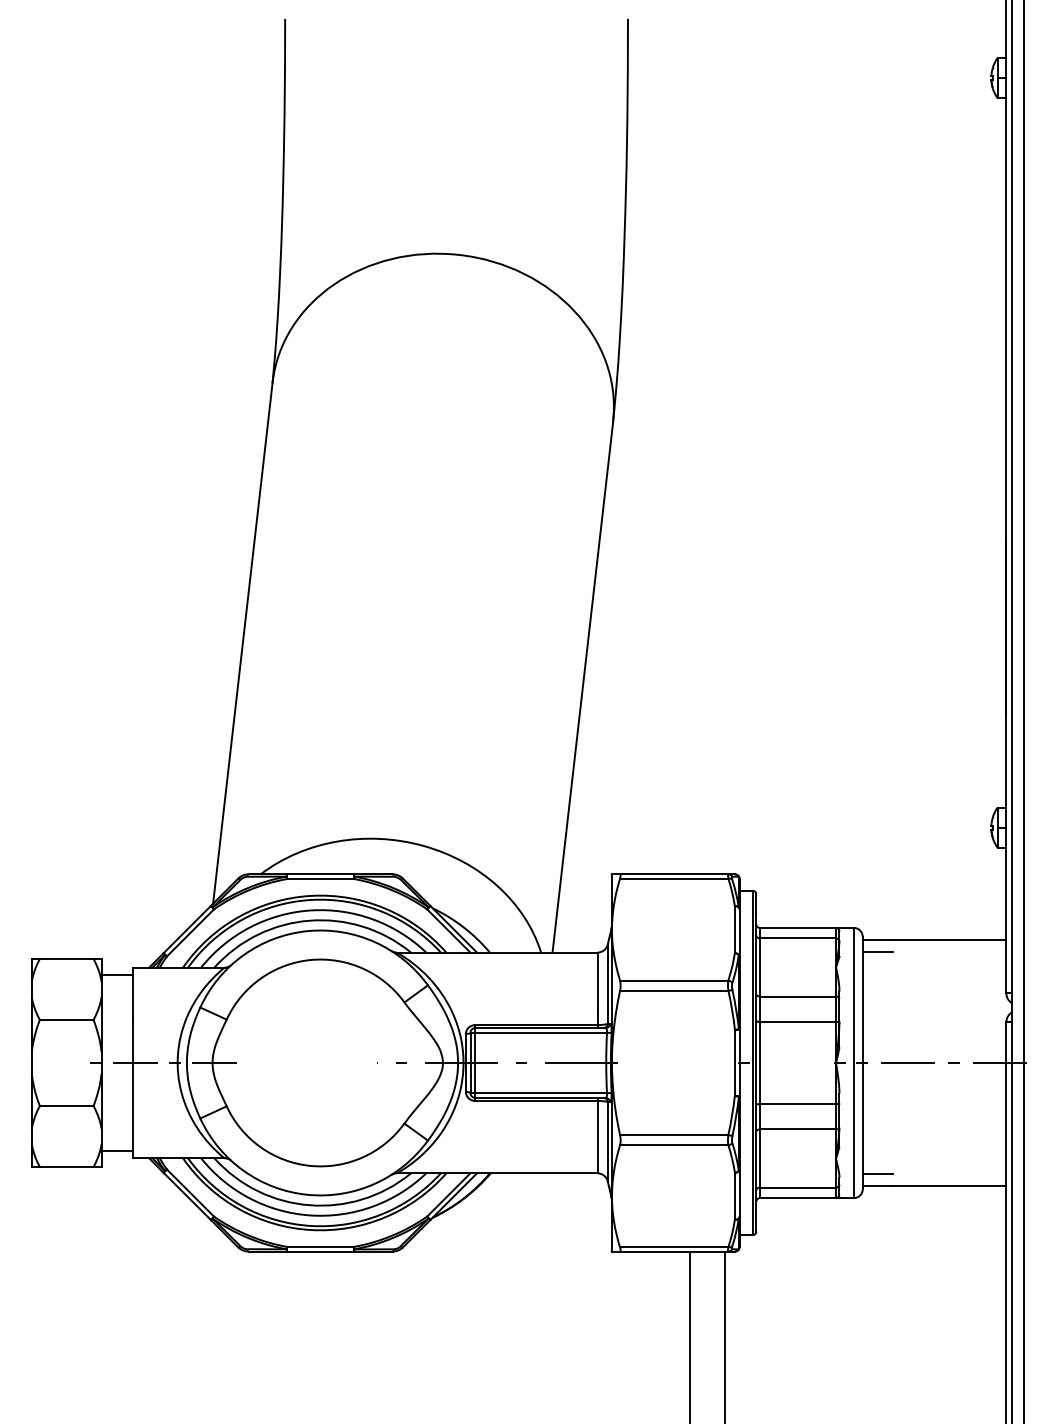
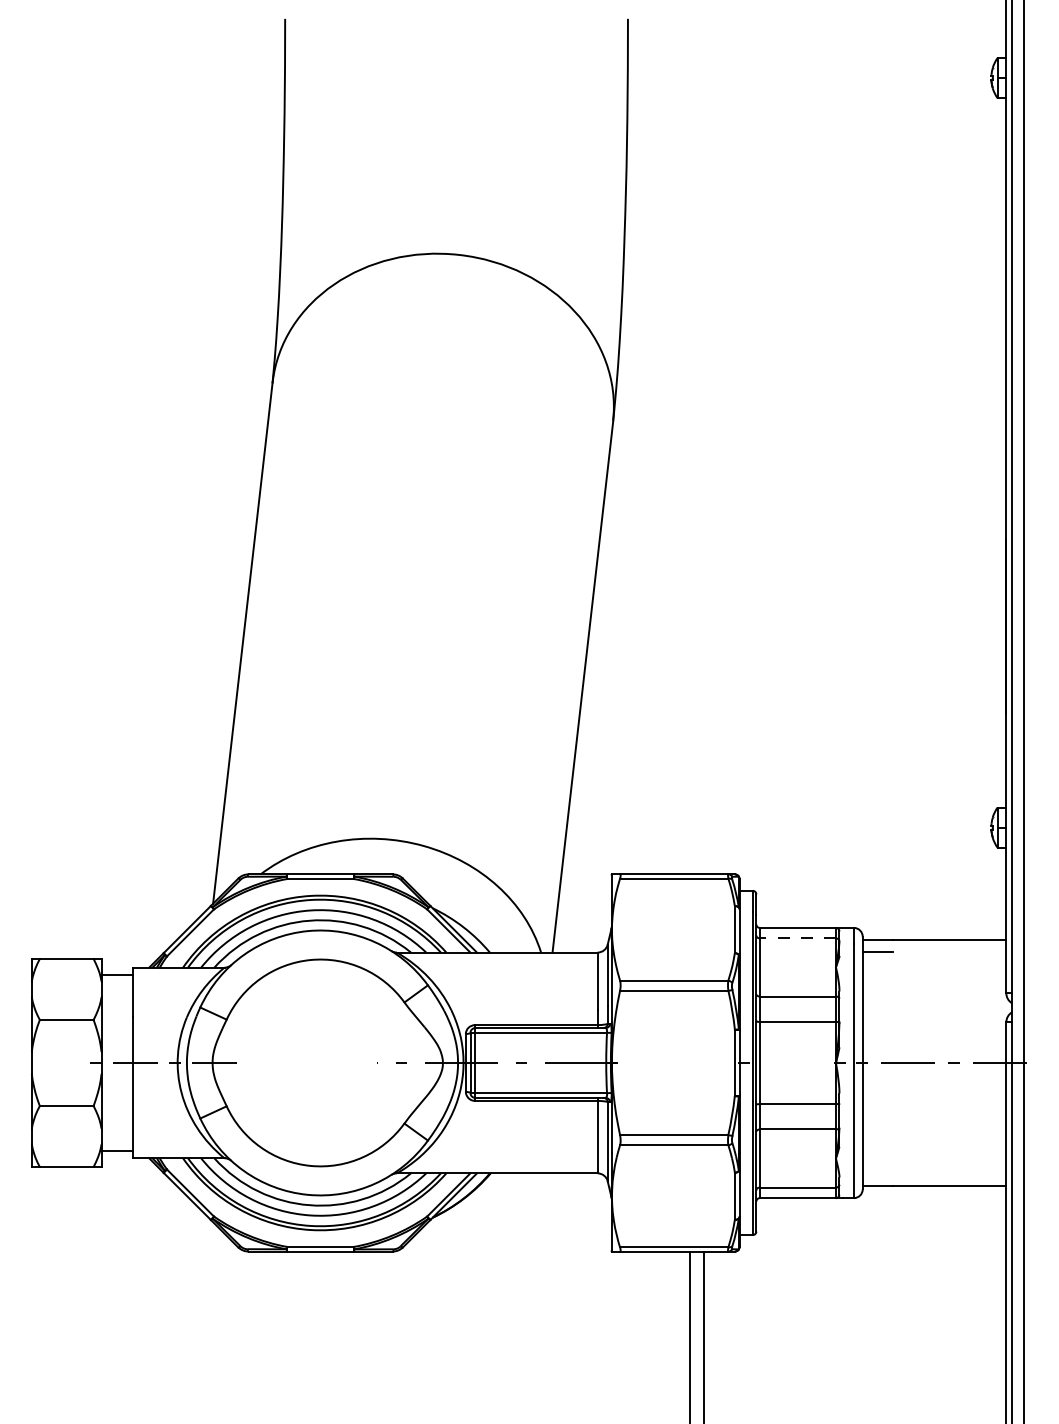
line: solid -> dashed (797, 938)
line: present -> none (877, 1173)
line position: (724, 1335) -> (703, 1335) (703, 1335)
